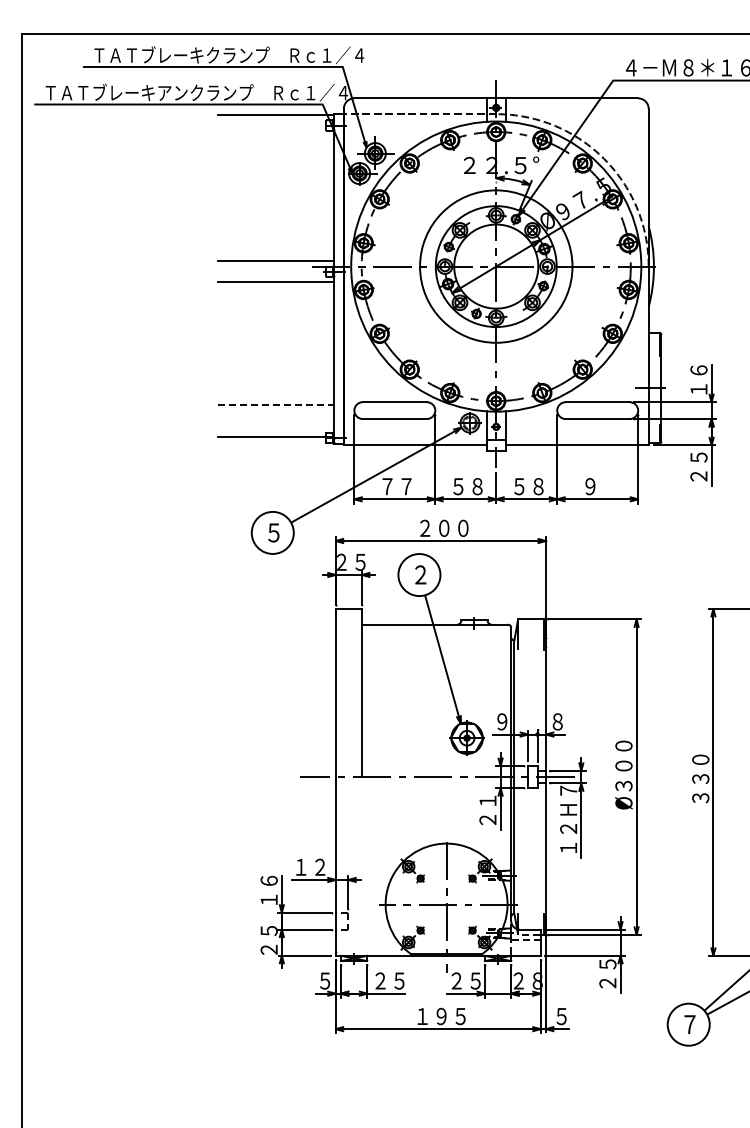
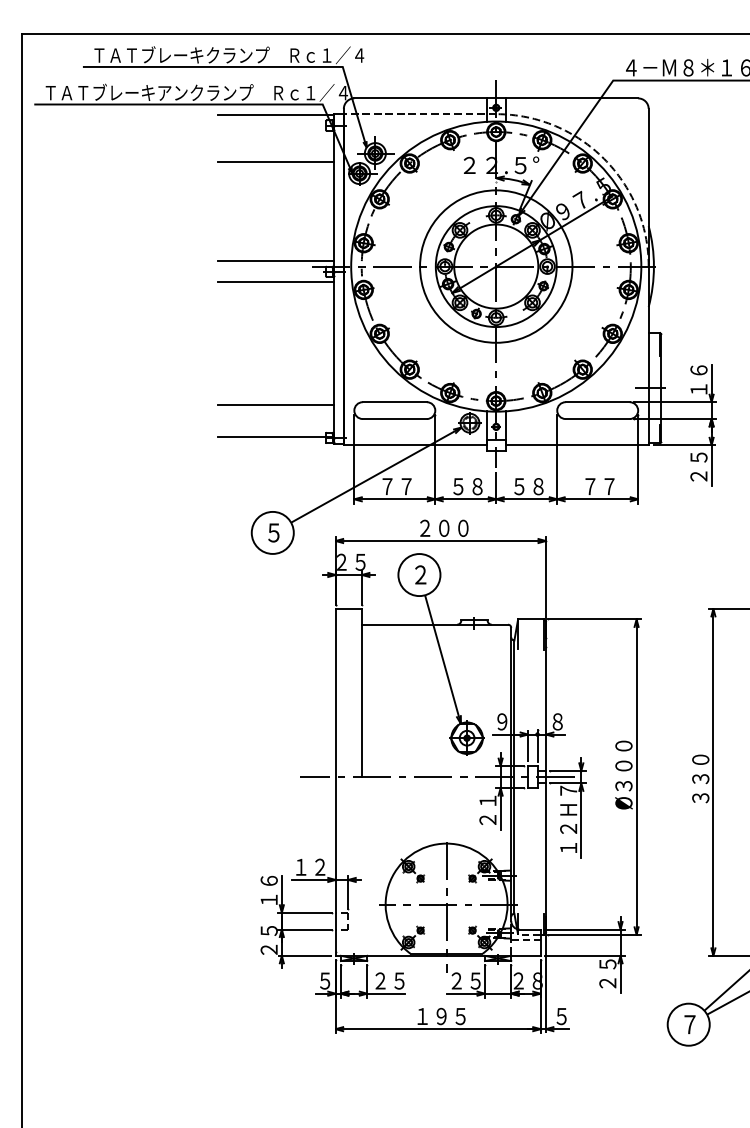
line: none -> present (275, 161)
line: dashed -> solid (276, 405)
text: ９ -> ７７ (599, 486)
